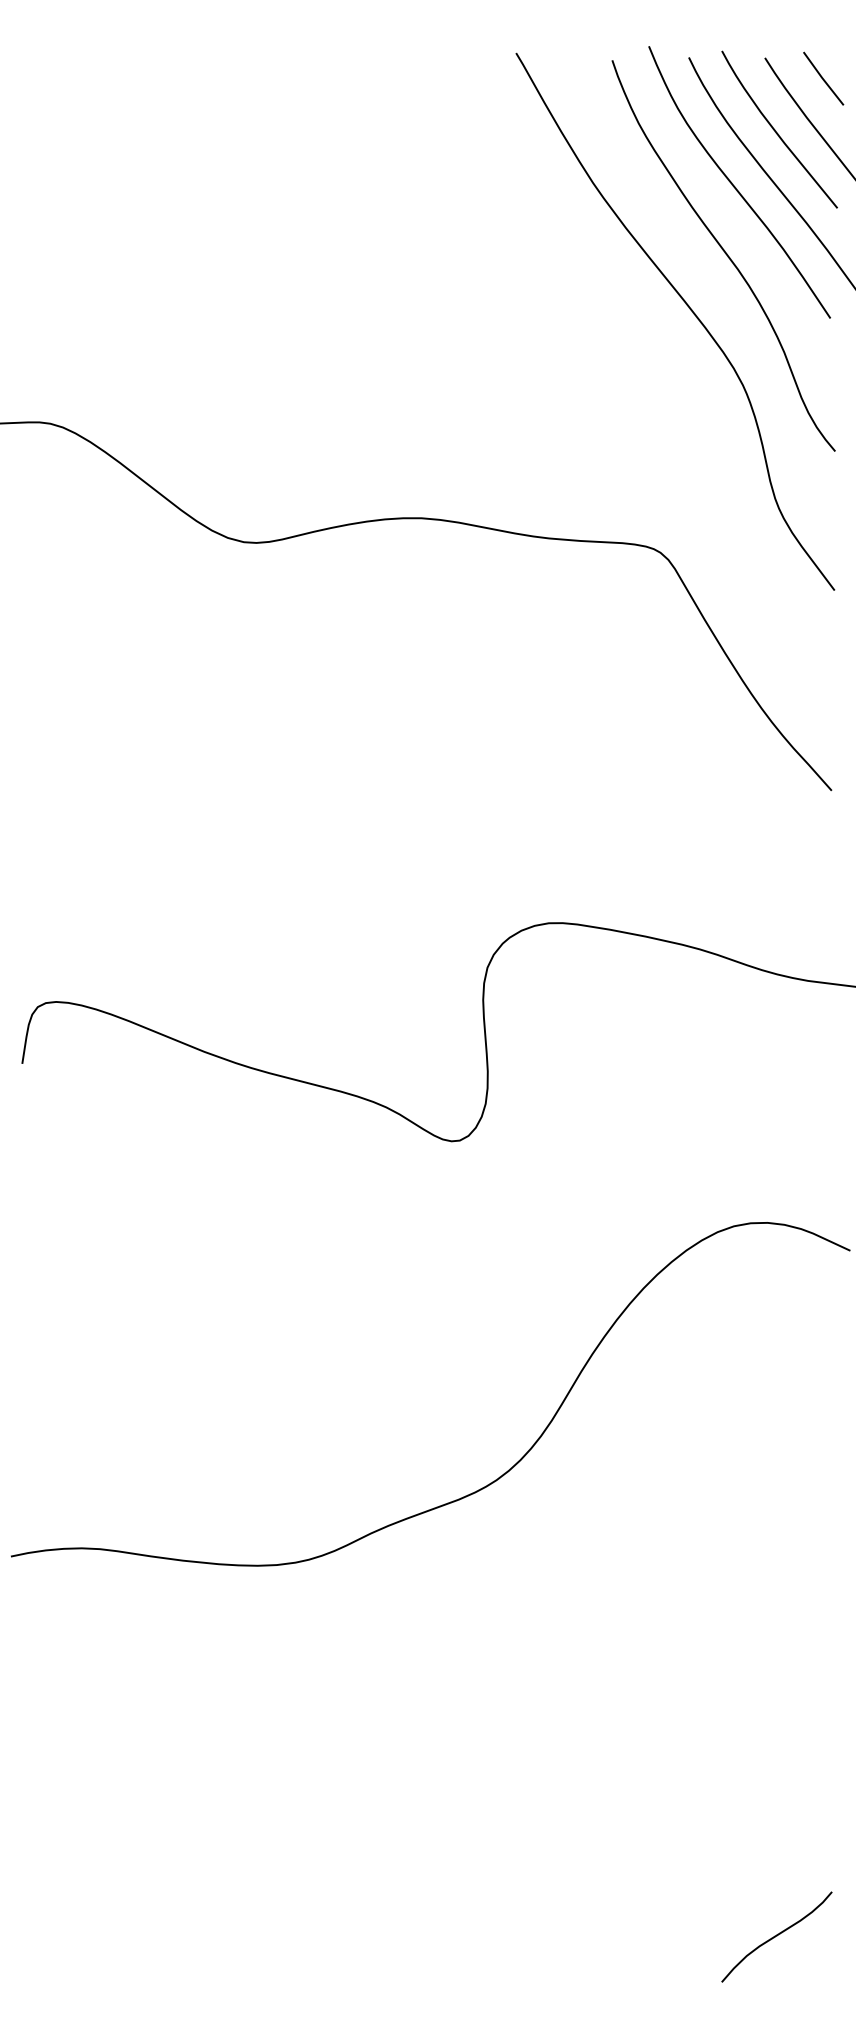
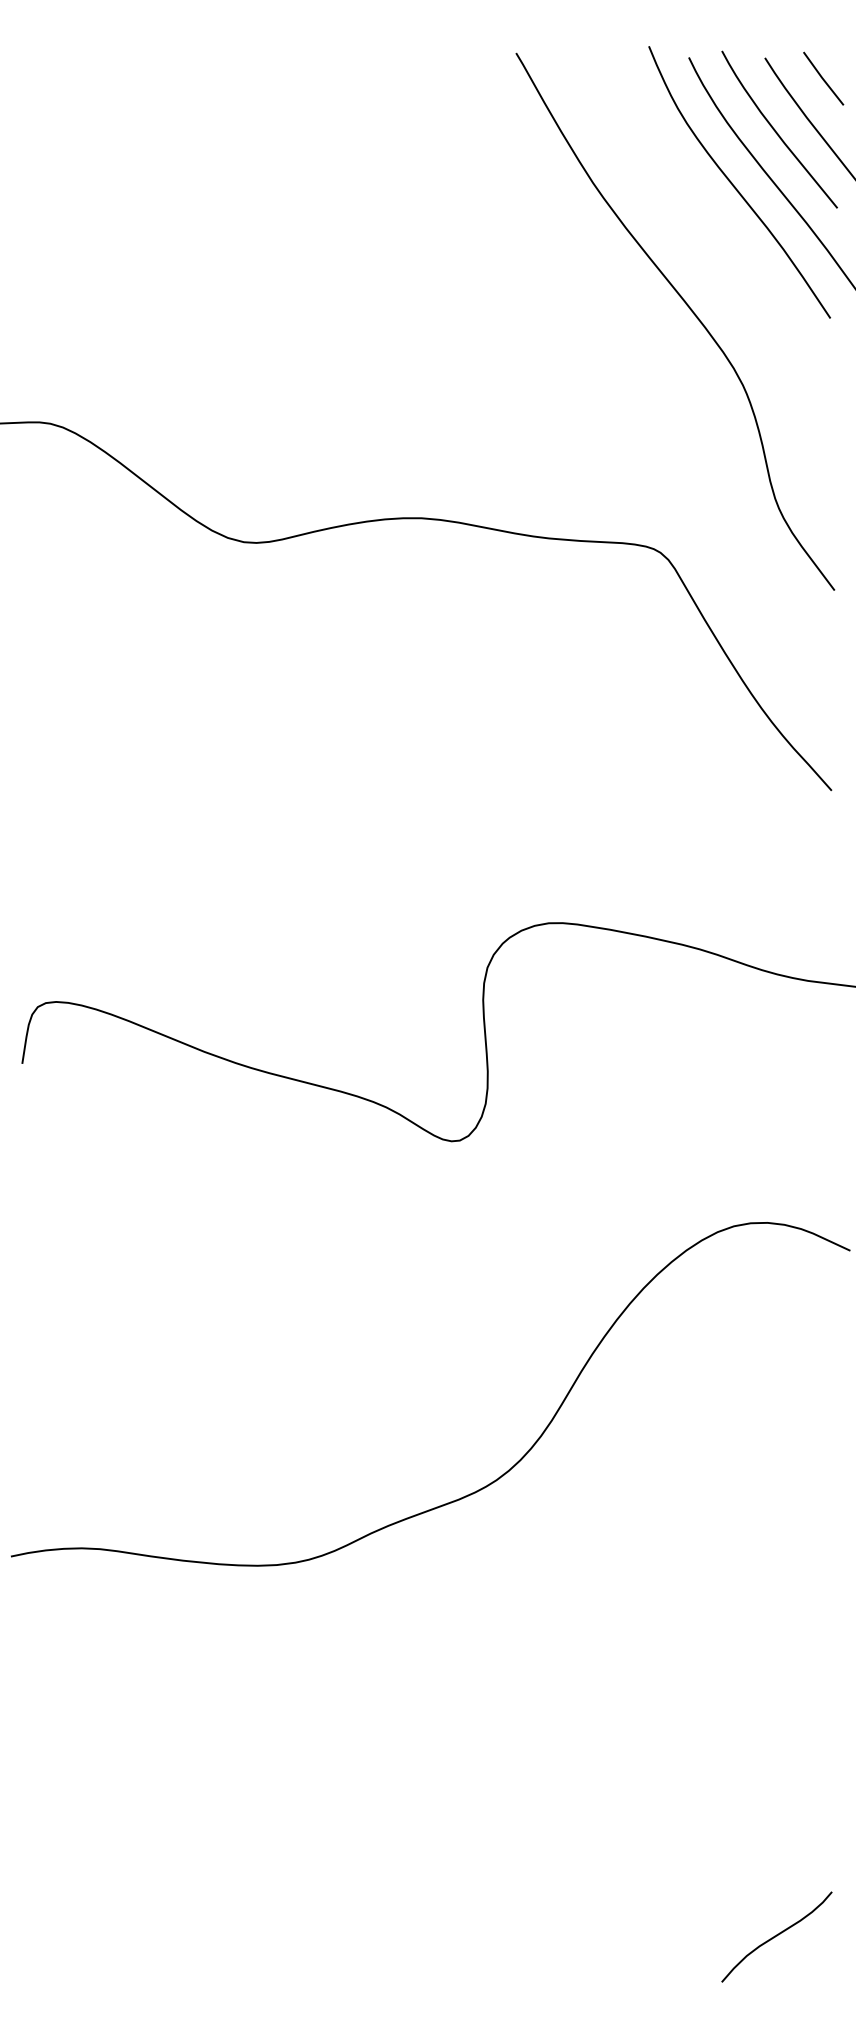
curve: present -> none (724, 253)
